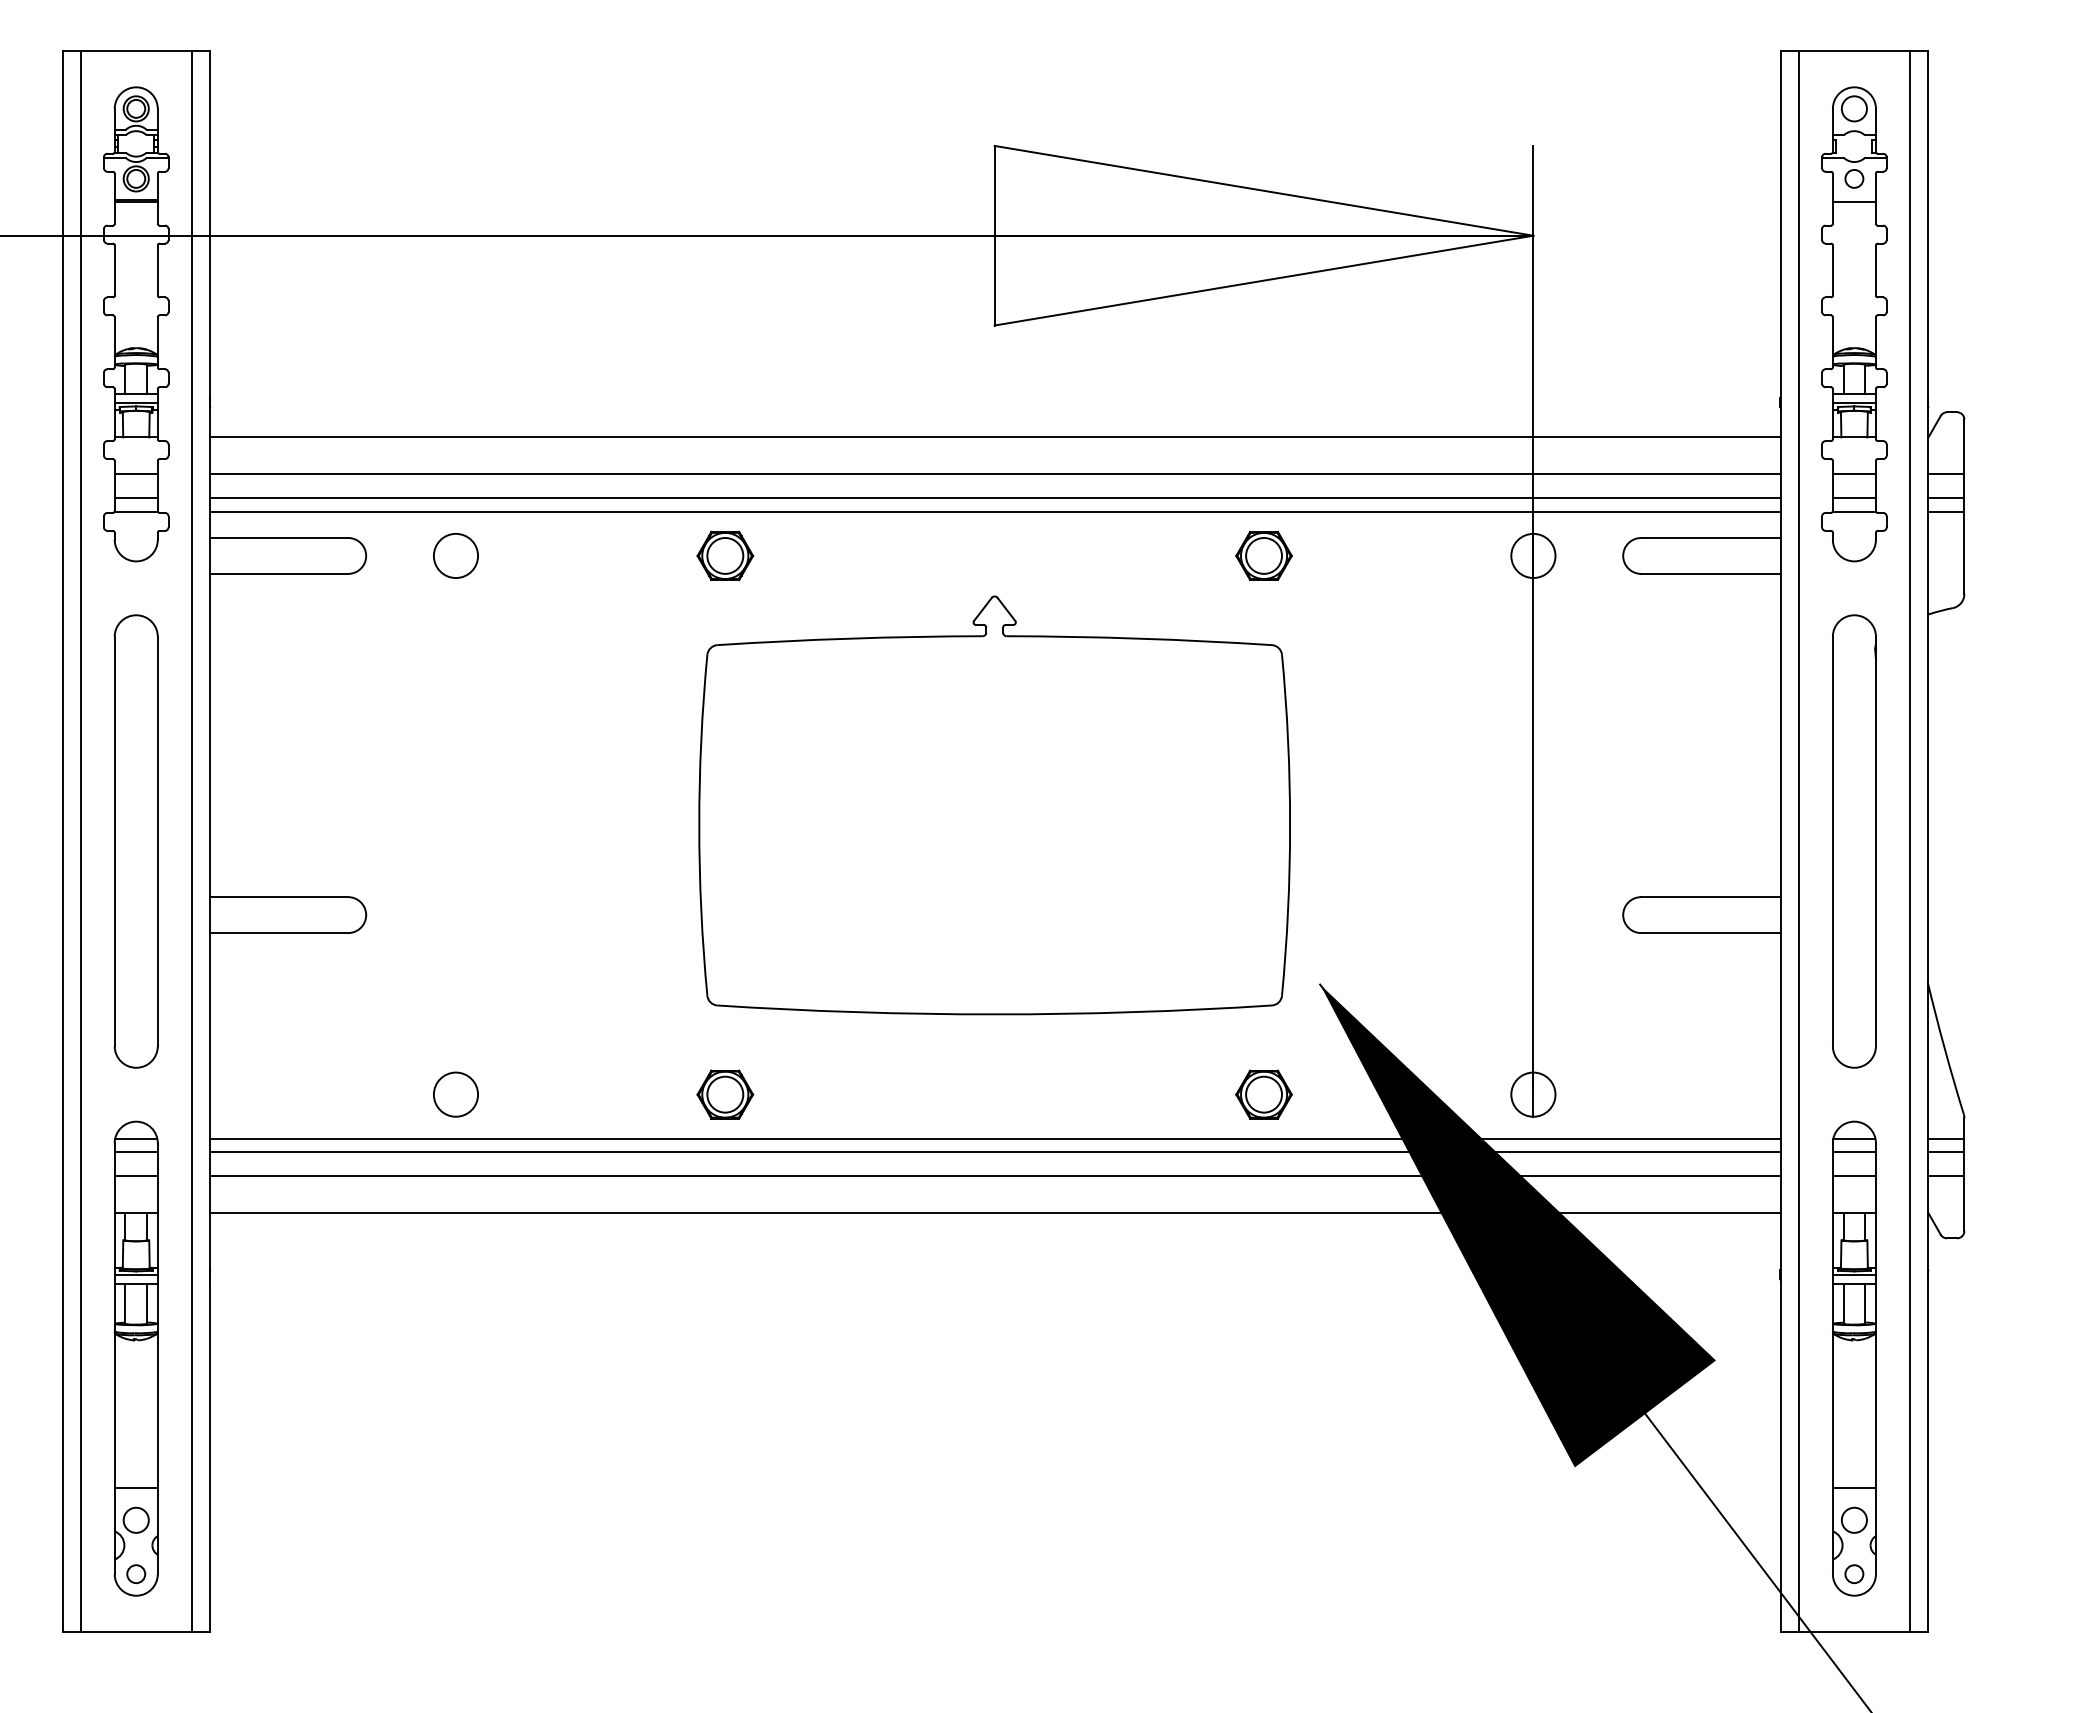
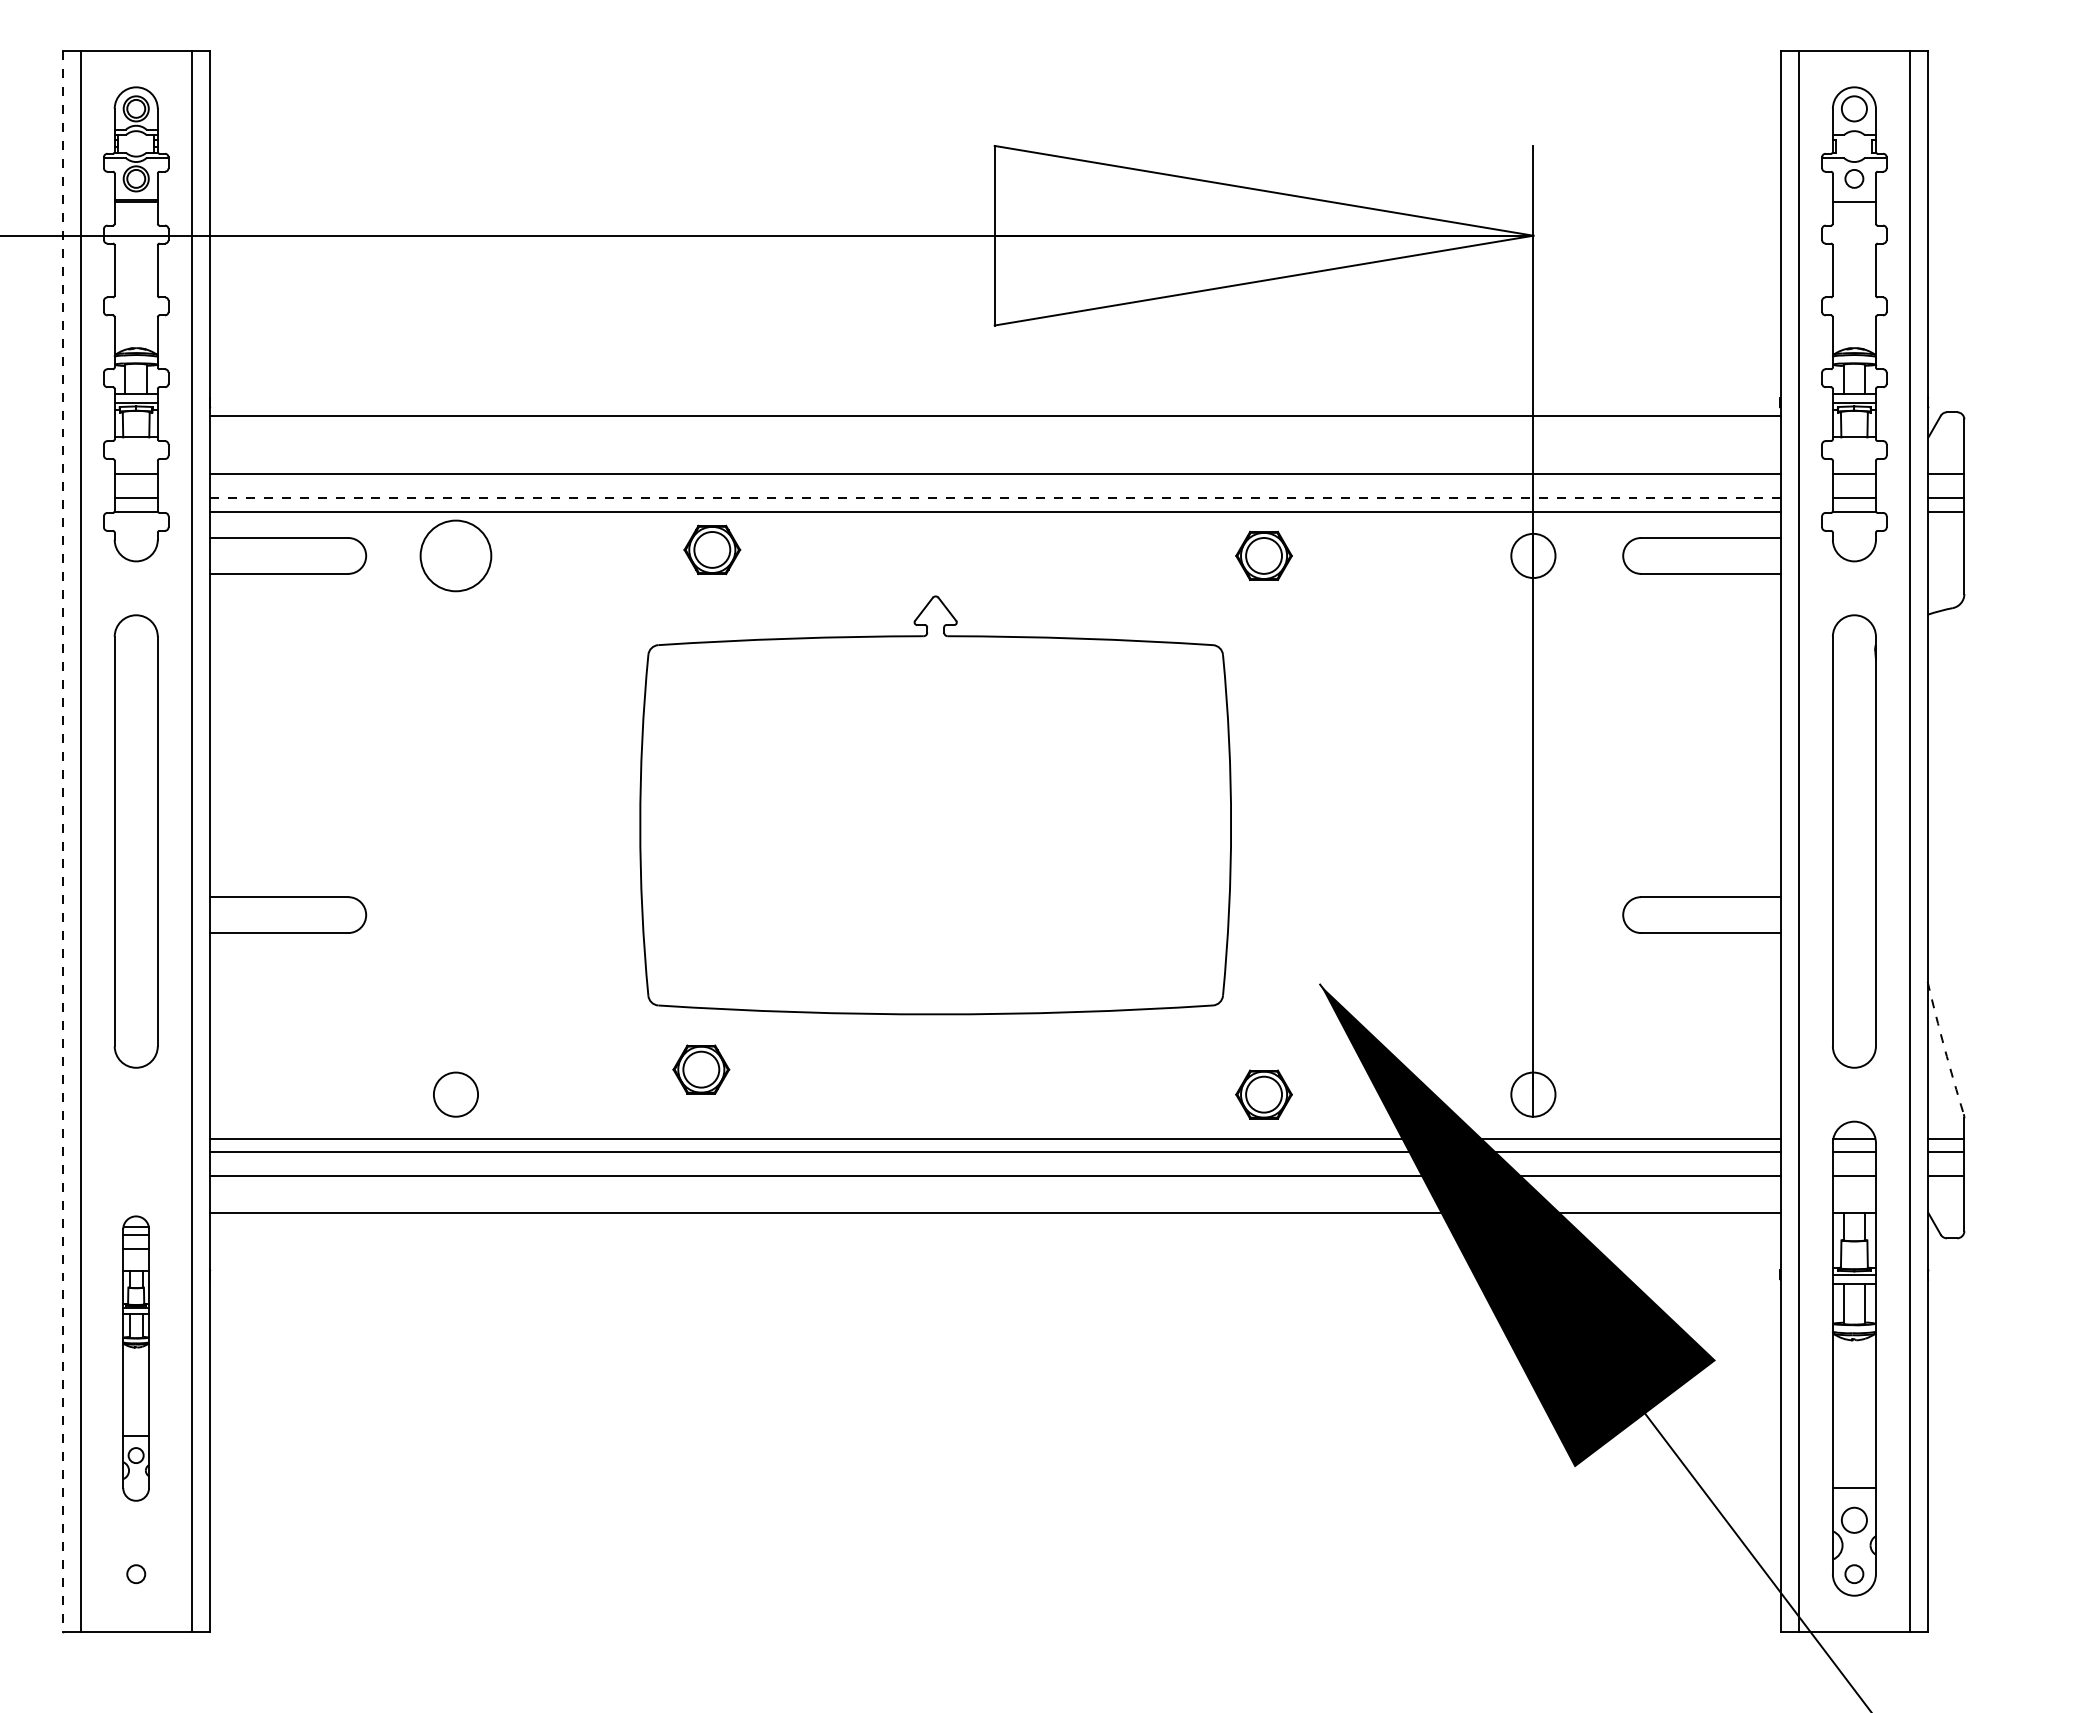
line position: (995, 437) -> (995, 416) (995, 416)
line: solid -> dashed (995, 498)
circle diameter: 44 px -> 71 px (455, 555)
part position: (725, 555) -> (712, 549) (712, 549)
part position: (994, 805) -> (935, 805) (935, 805)
line: solid -> dashed (63, 842)
arc: solid -> dashed (1944, 1048)
part position: (725, 1094) -> (701, 1069) (701, 1069)
part size: 46x477 px -> 28x287 px (135, 1358)
